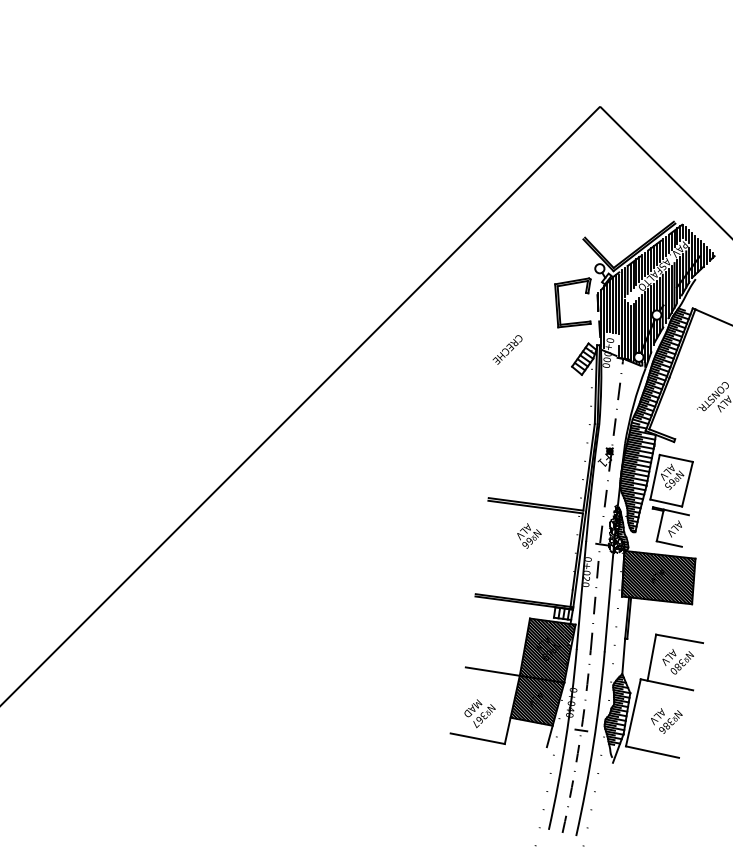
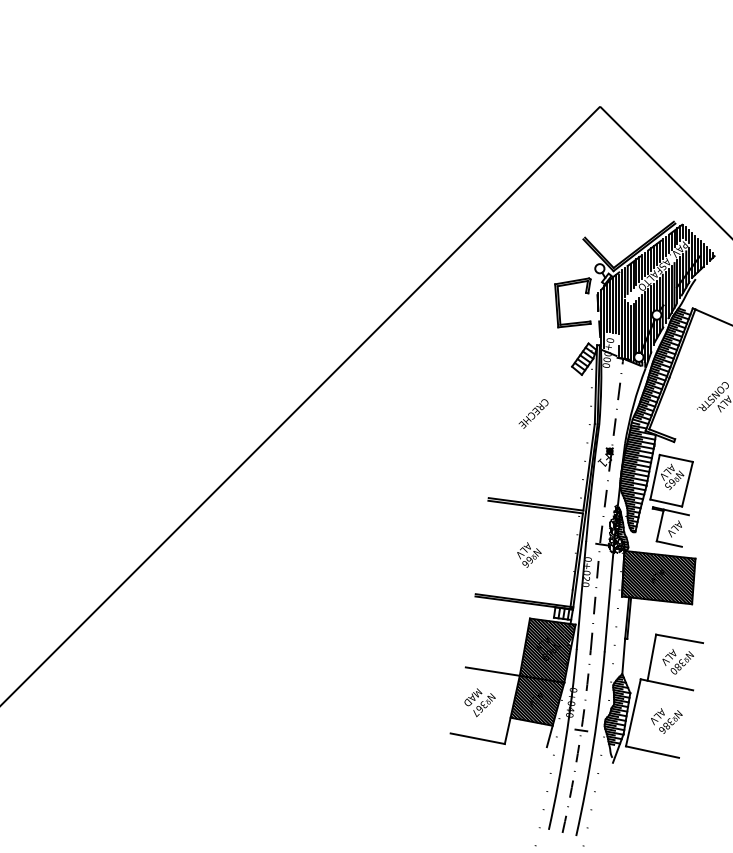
text position: (507, 349) -> (533, 413) (533, 413)
text position: (529, 535) -> (529, 554) (529, 554)
text position: (479, 713) -> (479, 702) (479, 702)
